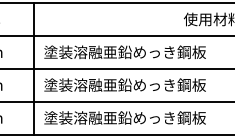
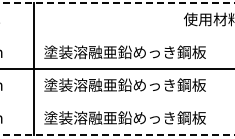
line: solid -> dashed (117, 3)
line: present -> none (116, 36)
line: present -> none (116, 101)
line: solid -> dashed (117, 134)
